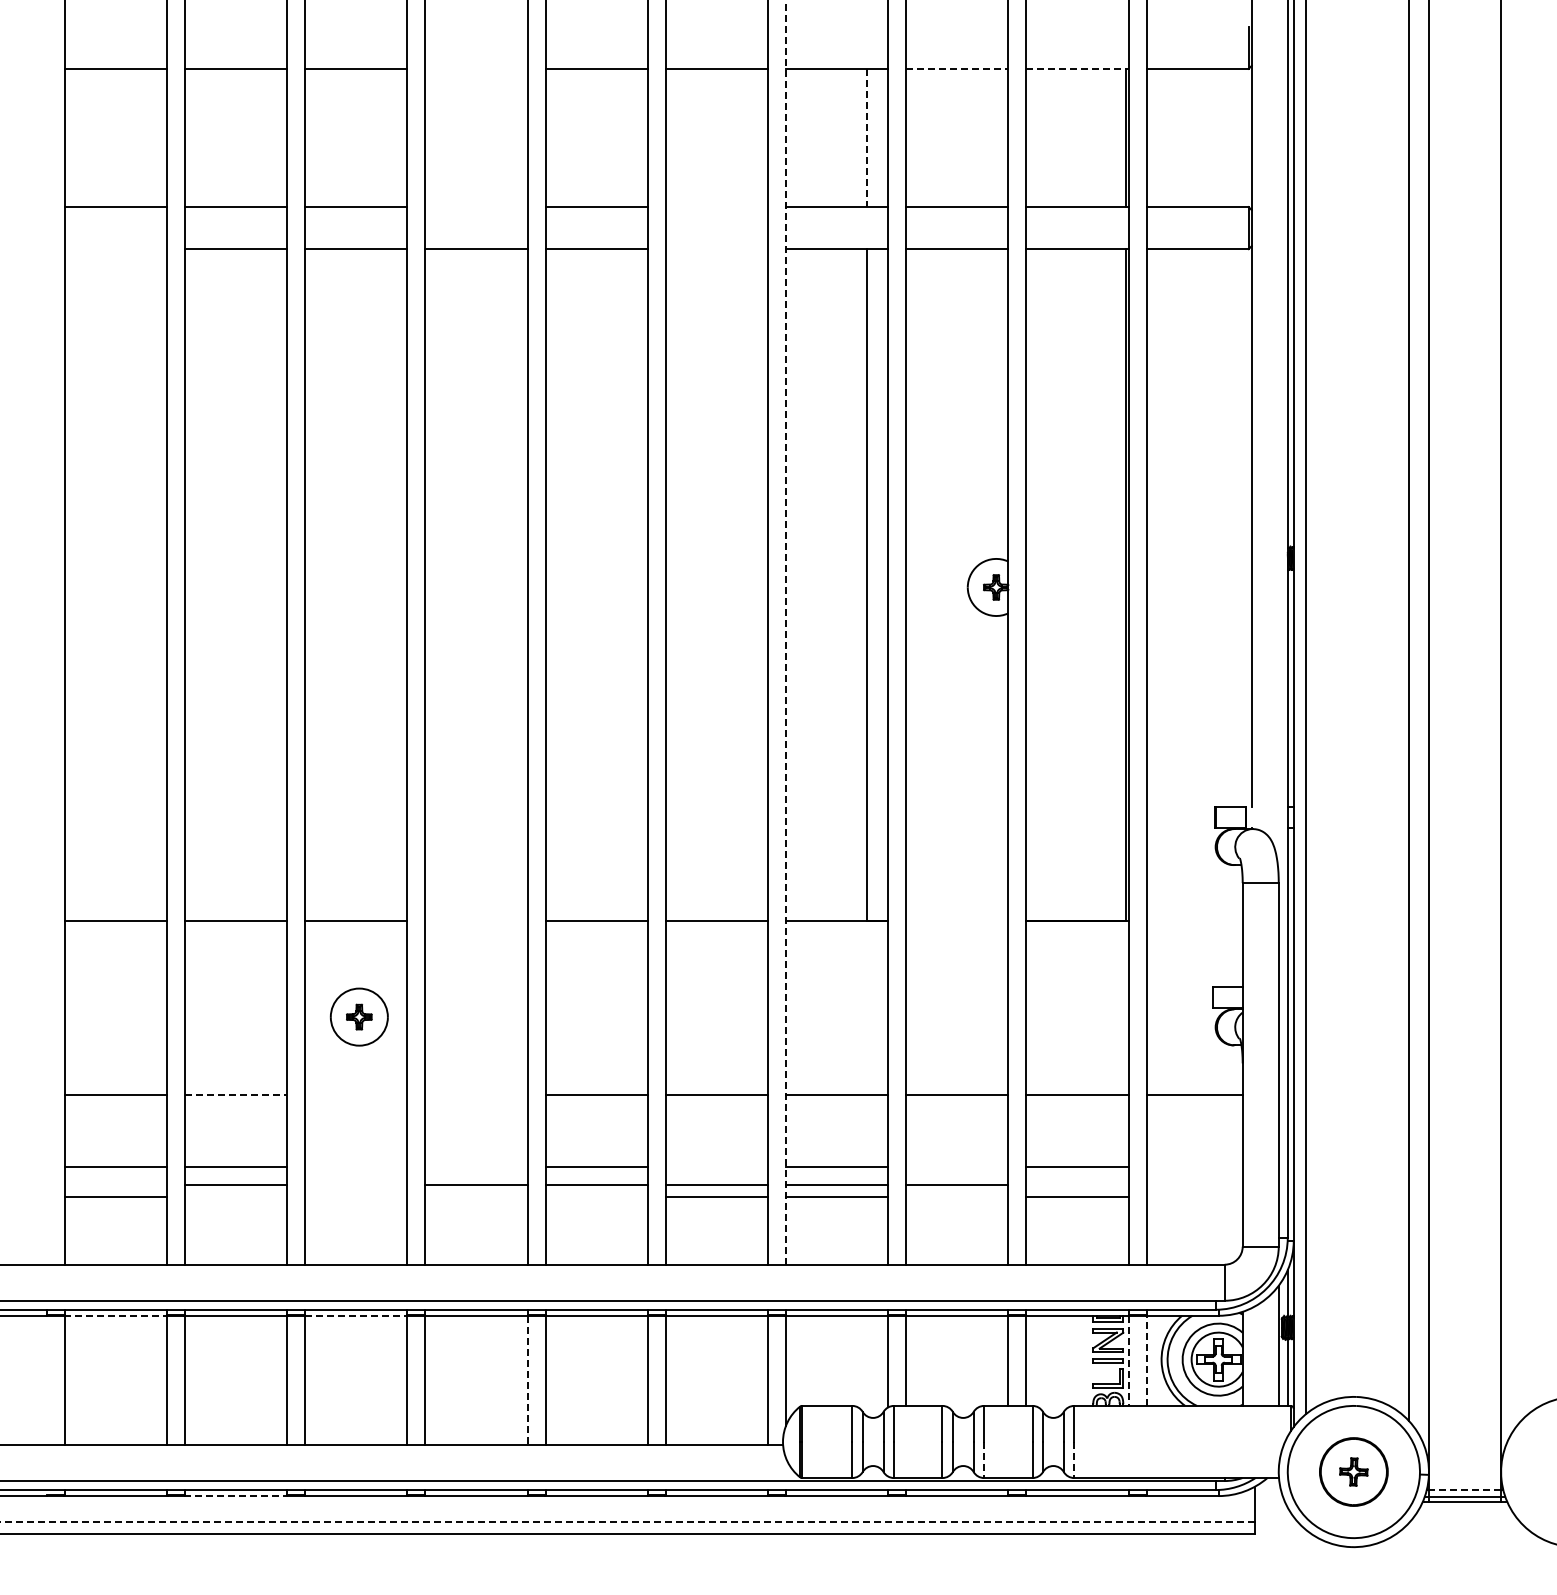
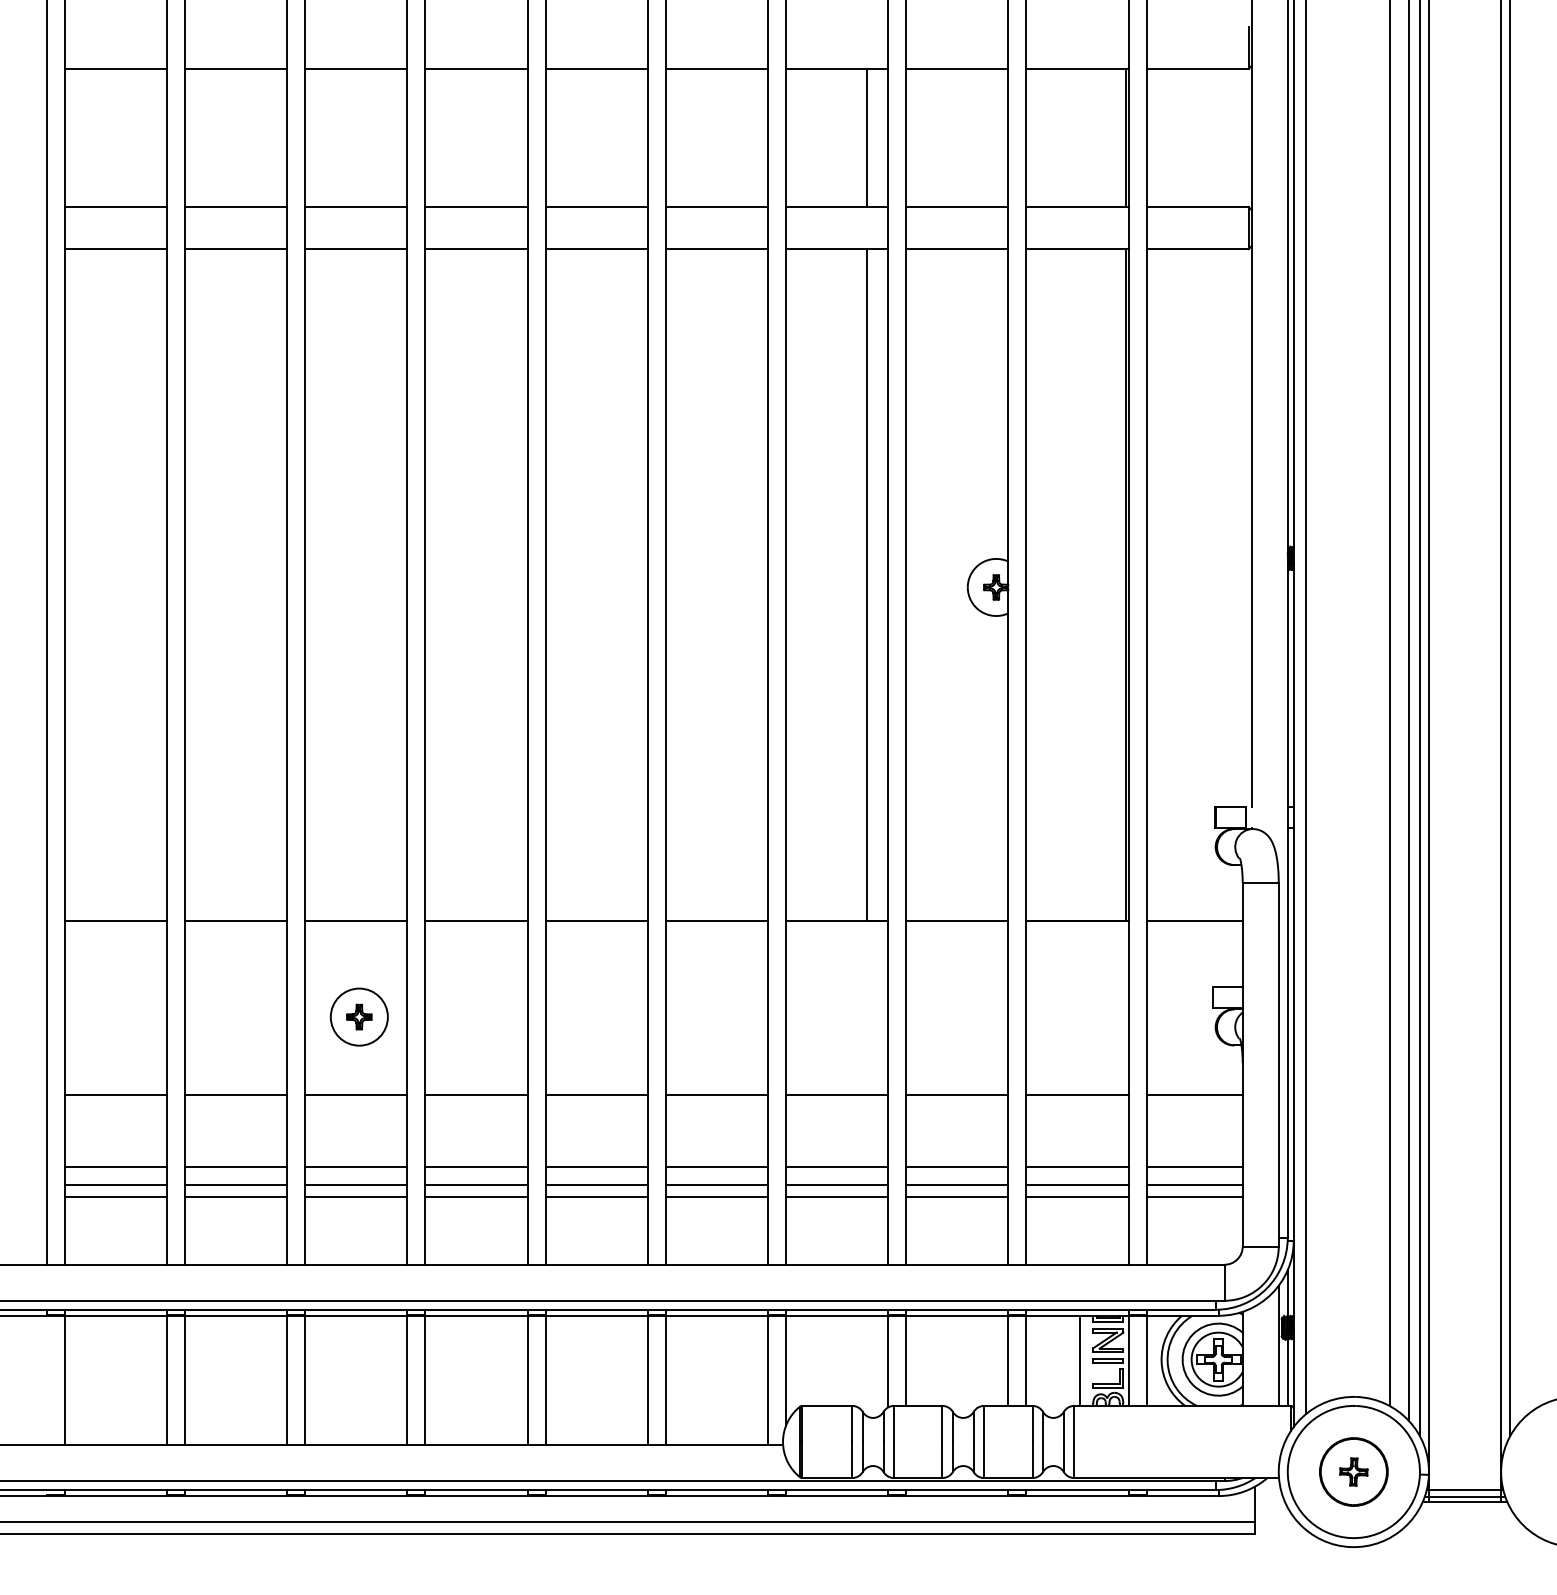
line: none -> present (476, 68)
line: dashed -> solid (957, 68)
line: dashed -> solid (1077, 68)
line: dashed -> solid (867, 138)
line: none -> present (476, 207)
line: none -> present (716, 207)
line: none -> present (115, 249)
line: none -> present (716, 249)
line: dashed -> solid (786, 632)
line: none -> present (46, 633)
line: none -> present (1389, 704)
line: none -> present (1419, 719)
line: none -> present (1510, 719)
line: none -> present (476, 920)
line: none -> present (957, 920)
line: none -> present (1194, 920)
line: dashed -> solid (236, 1095)
line: none -> present (356, 1095)
line: none -> present (476, 1095)
line: none -> present (356, 1167)
line: none -> present (476, 1167)
line: none -> present (716, 1167)
line: none -> present (957, 1167)
line: none -> present (1194, 1167)
line: none -> present (115, 1185)
line: none -> present (356, 1185)
line: none -> present (1077, 1185)
line: none -> present (1194, 1185)
line: none -> present (236, 1197)
line: none -> present (356, 1197)
line: none -> present (476, 1197)
line: none -> present (596, 1197)
line: none -> present (957, 1197)
line: none -> present (1194, 1197)
line: dashed -> solid (115, 1315)
line: dashed -> solid (356, 1315)
line: none -> present (1080, 1360)
line: dashed -> solid (1146, 1360)
line: dashed -> solid (1128, 1361)
line: dashed -> solid (527, 1380)
line: dashed -> solid (984, 1460)
line: dashed -> solid (1074, 1460)
line: dashed -> solid (1464, 1490)
line: dashed -> solid (236, 1496)
line: dashed -> solid (627, 1521)
